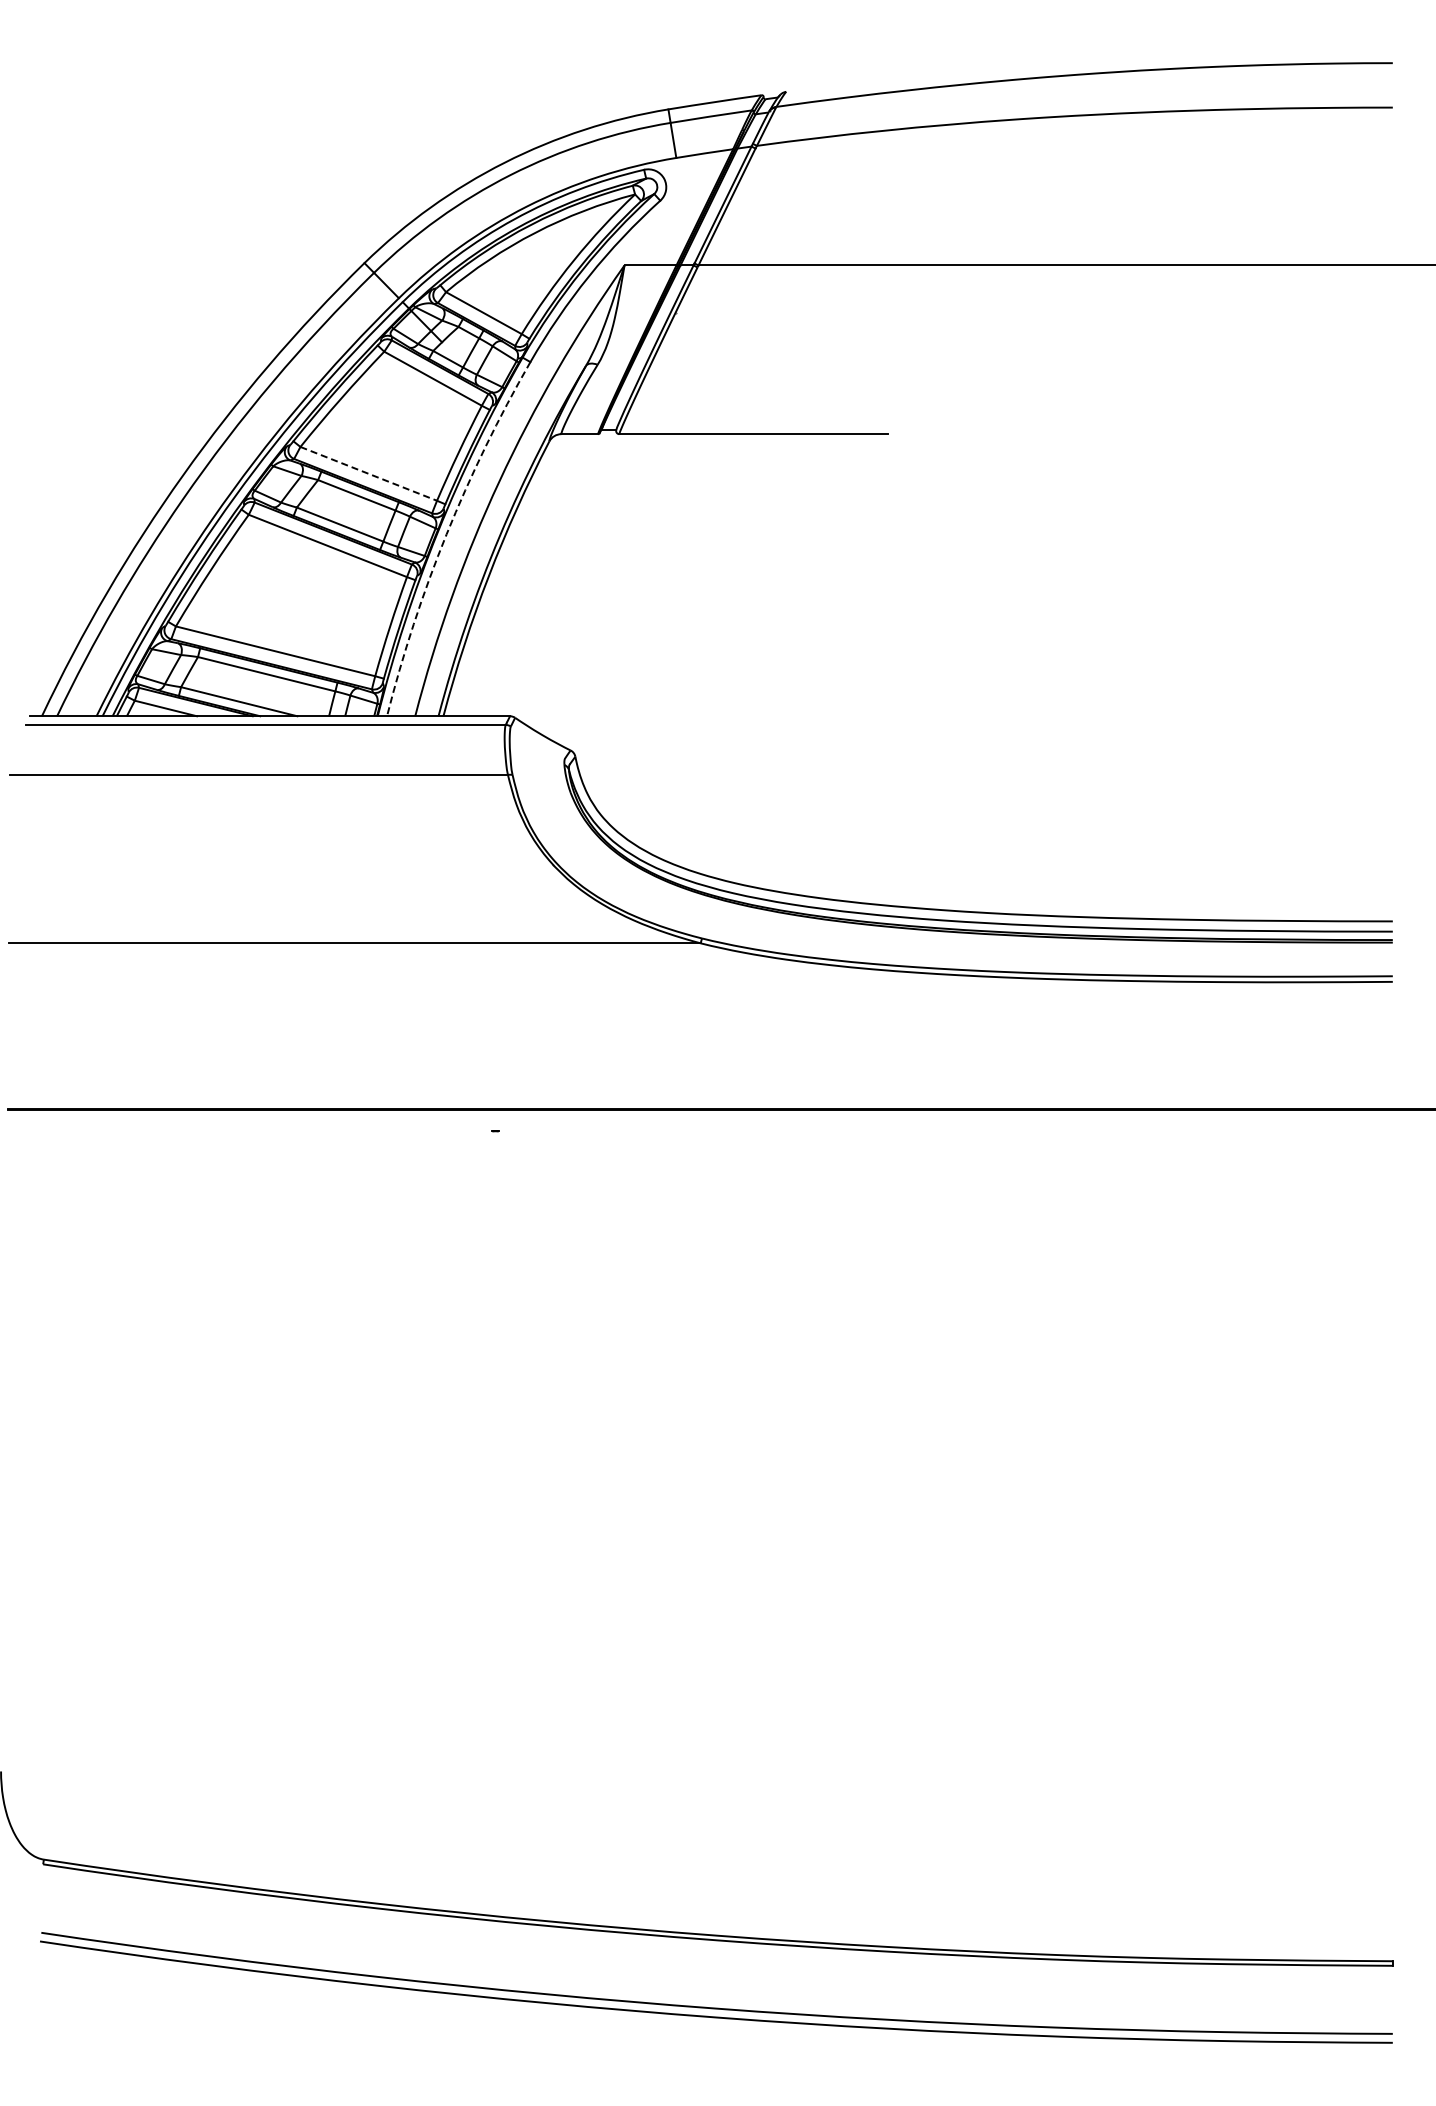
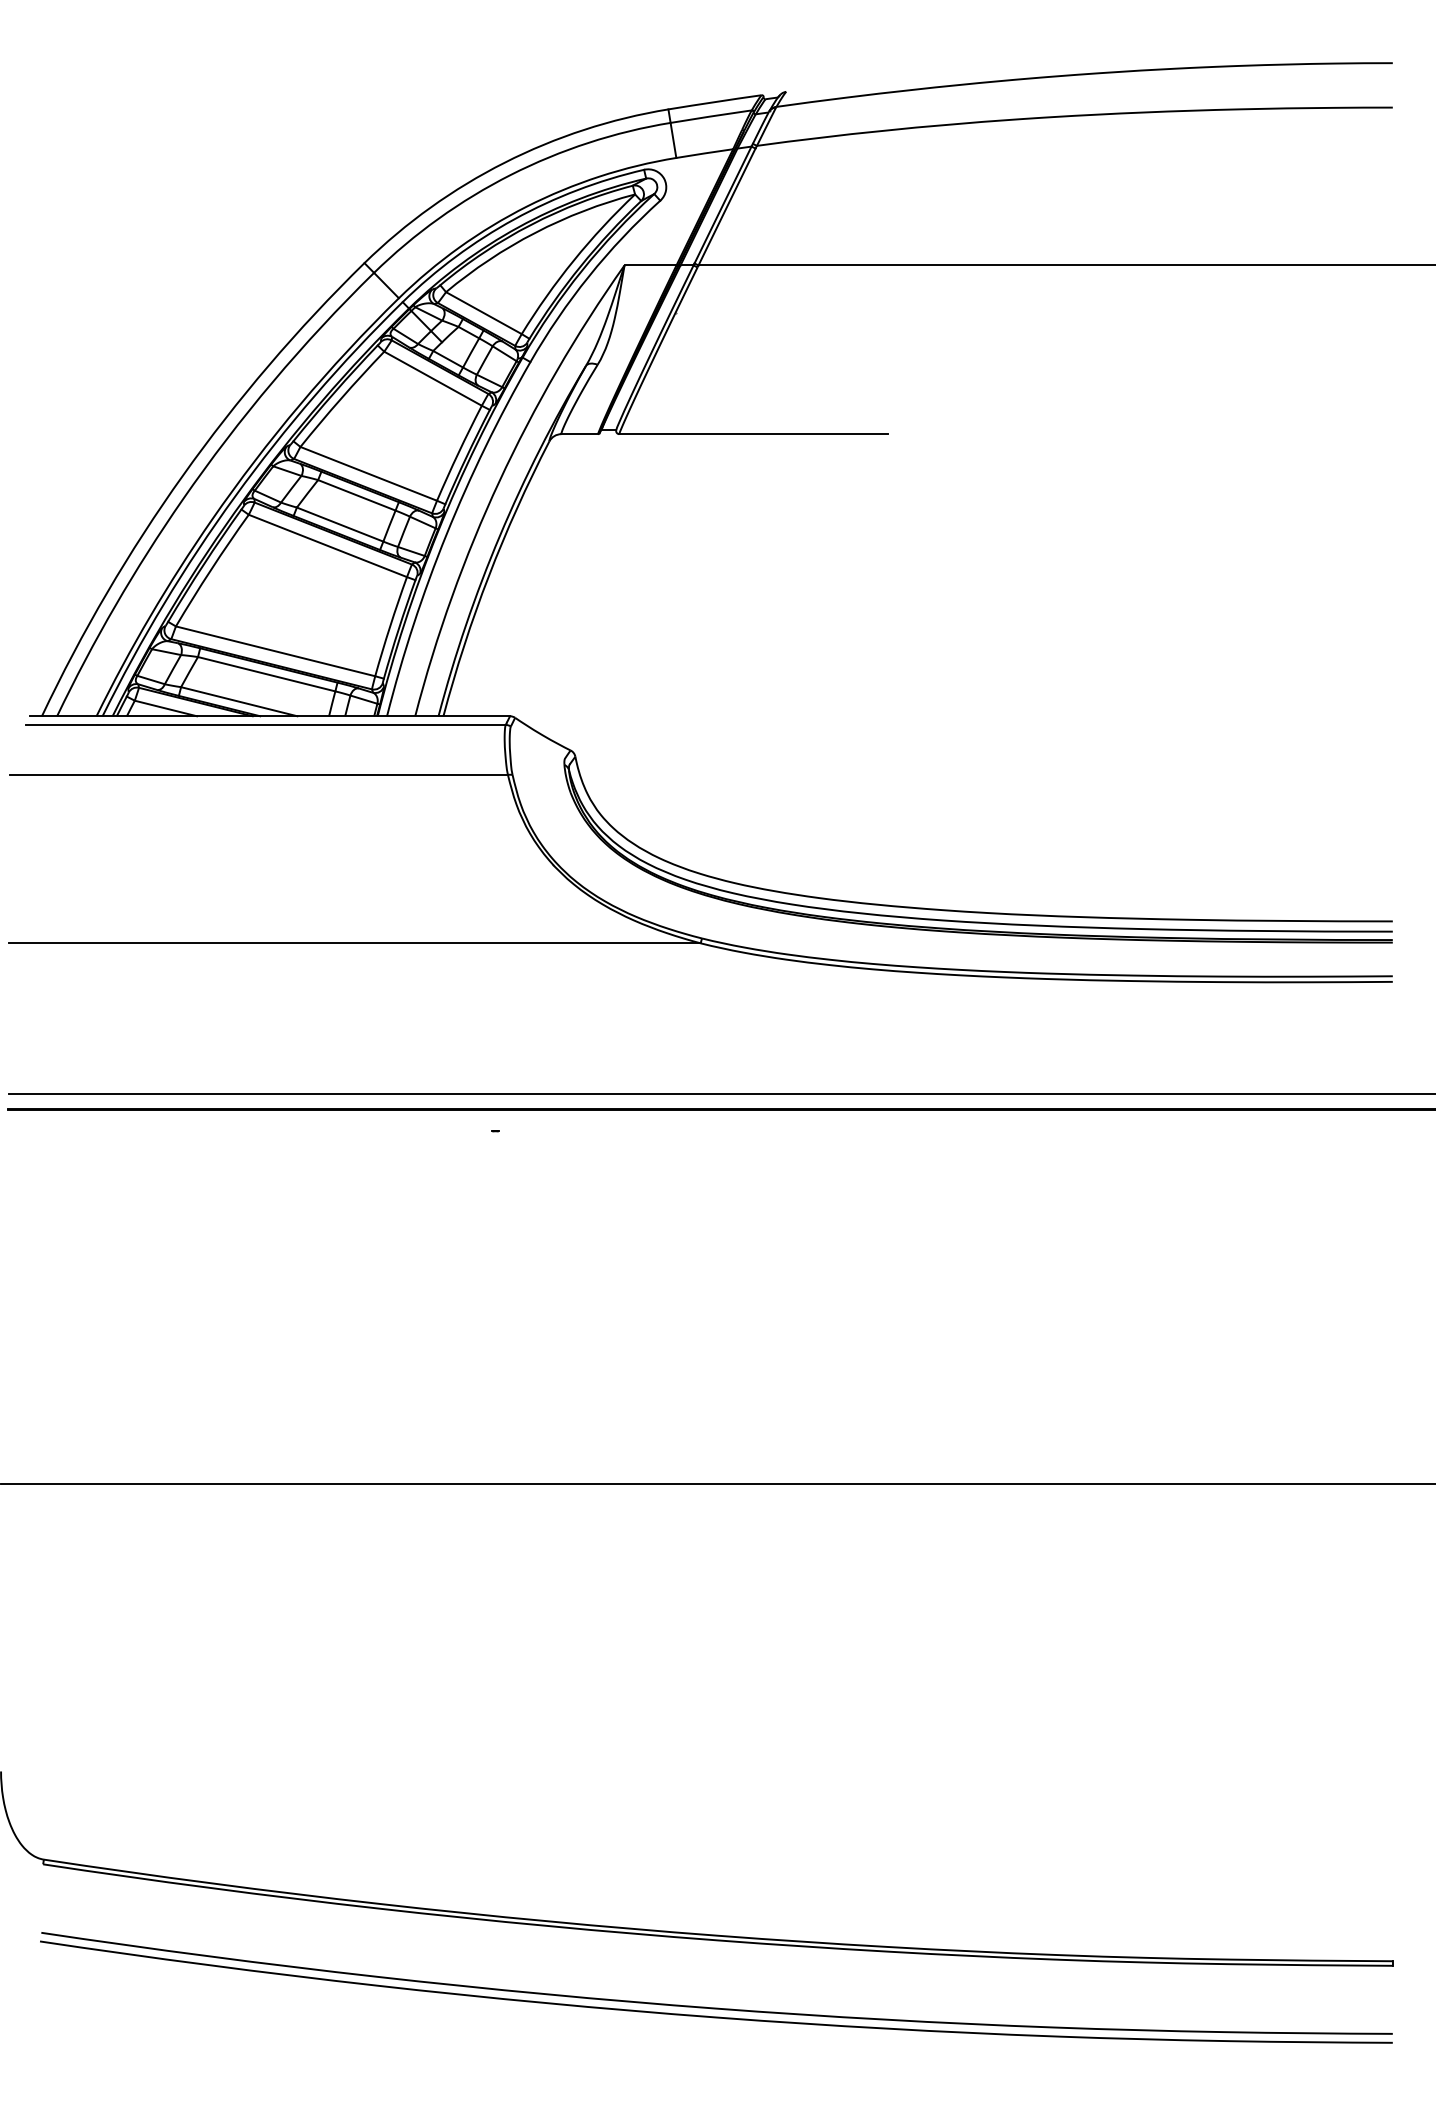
line: dashed -> solid (369, 474)
arc: dashed -> solid (446, 534)
line: none -> present (720, 1094)
line: none -> present (717, 1483)
